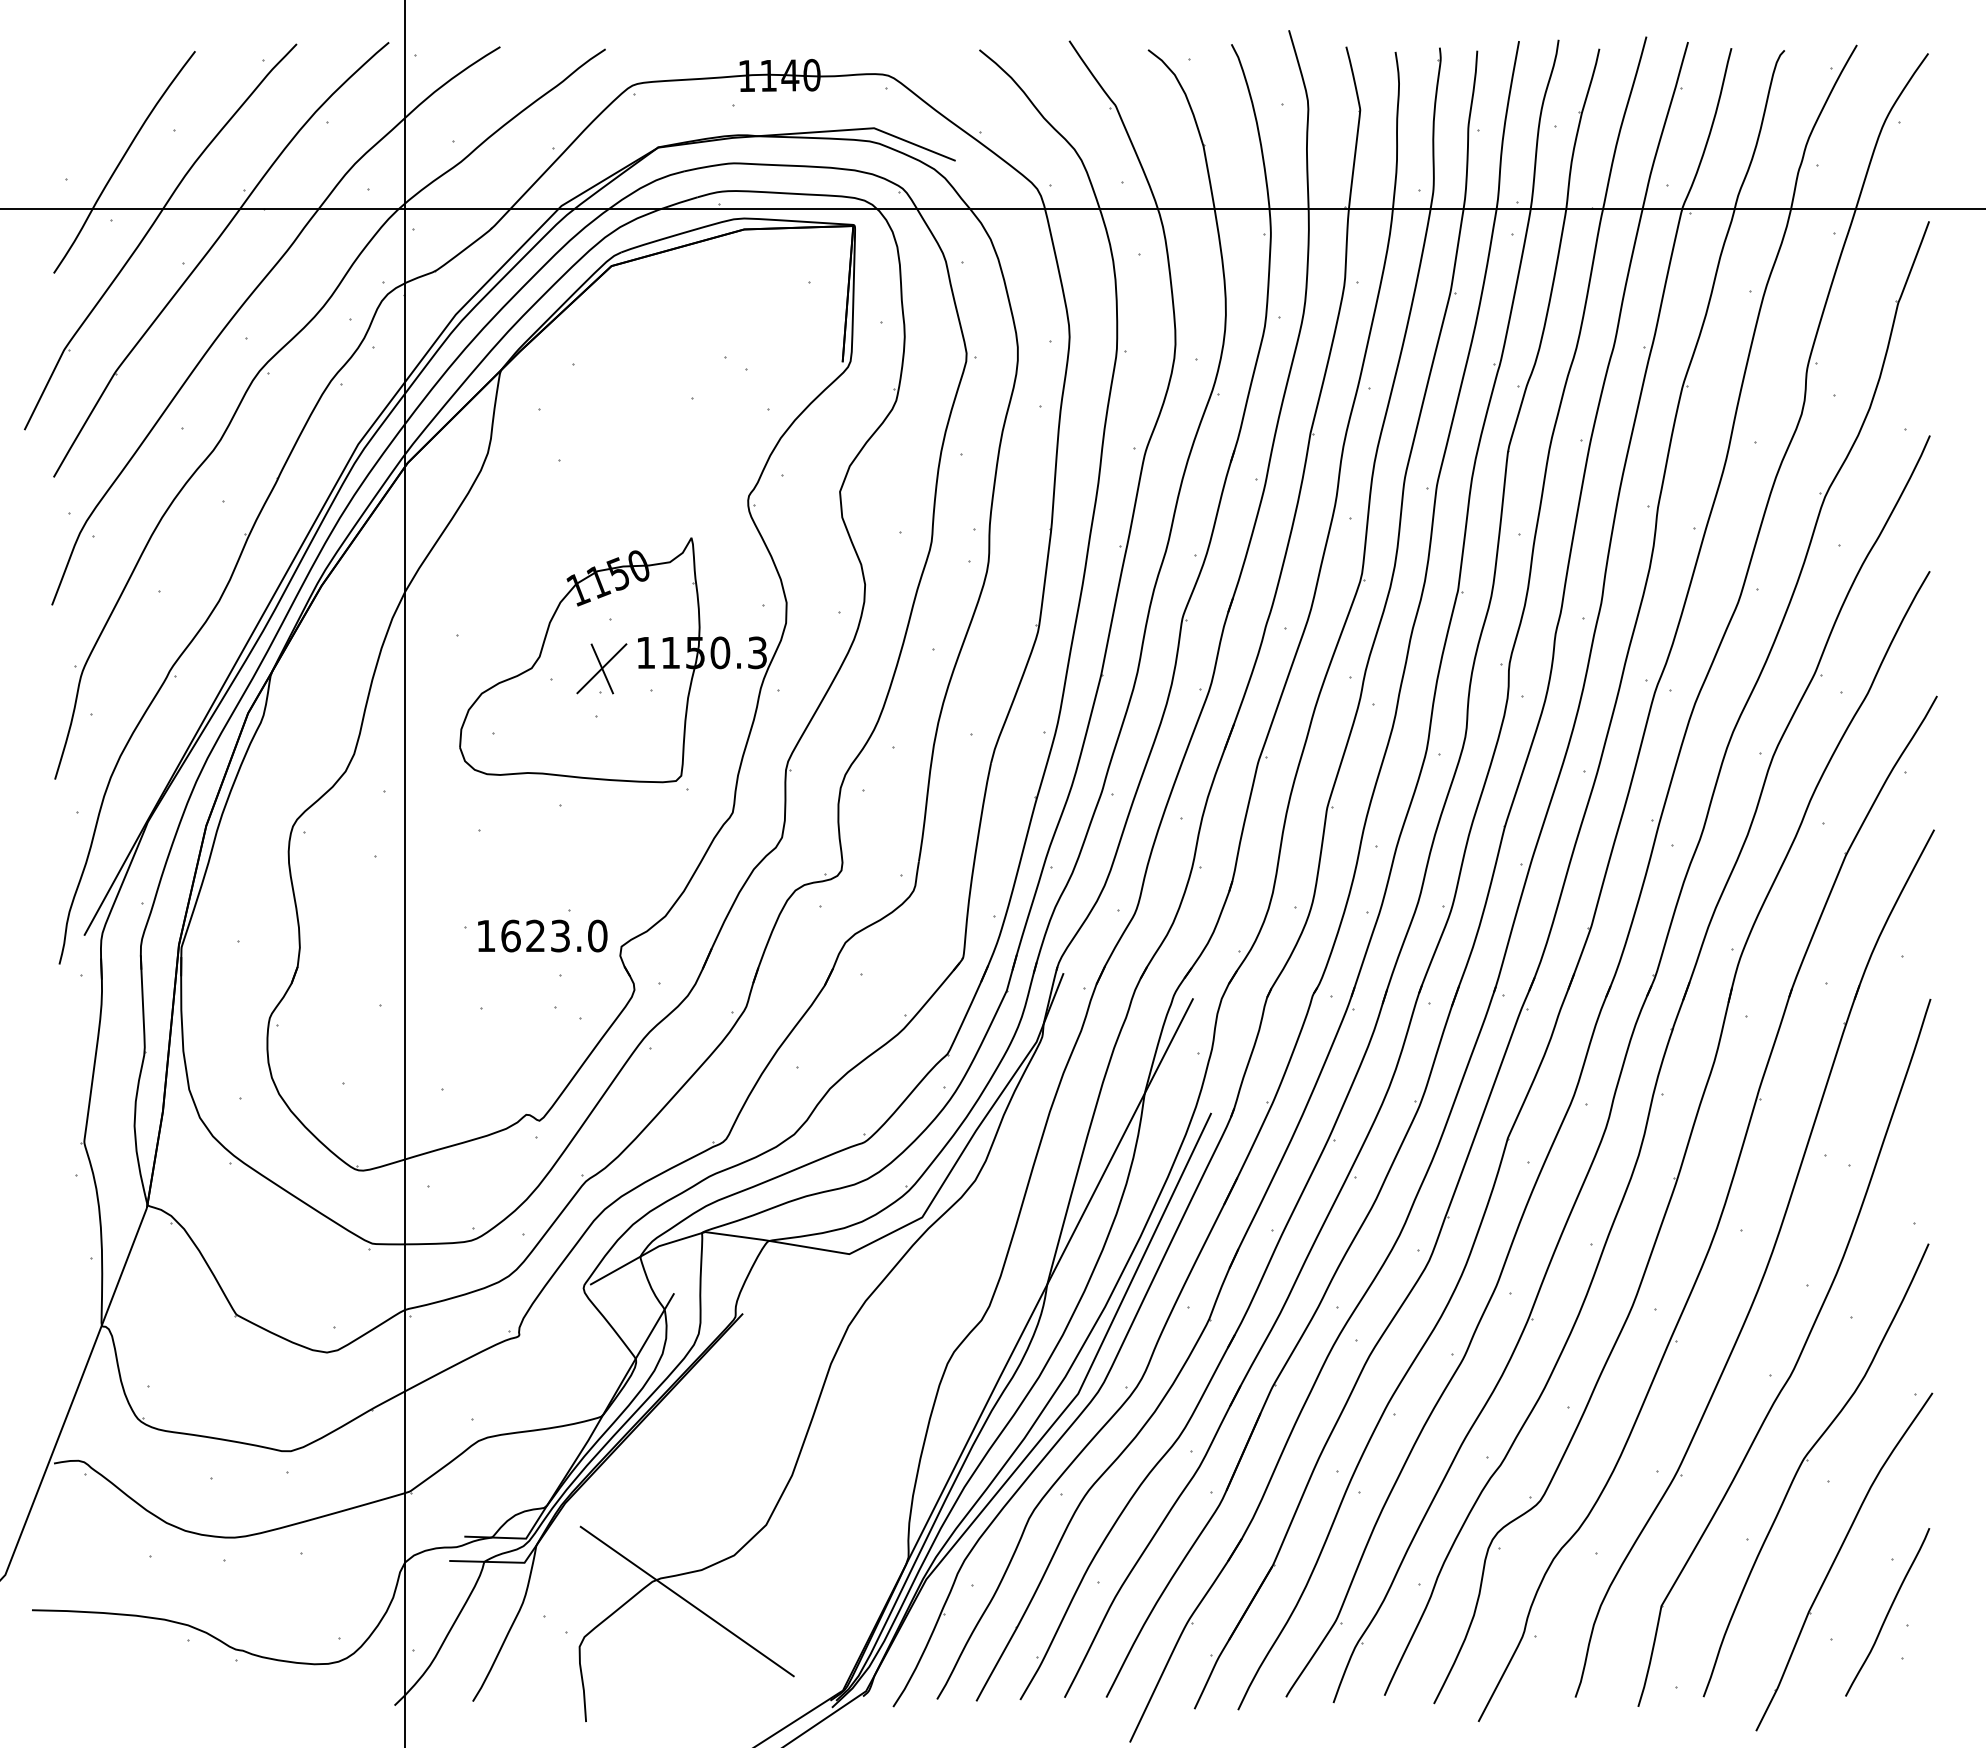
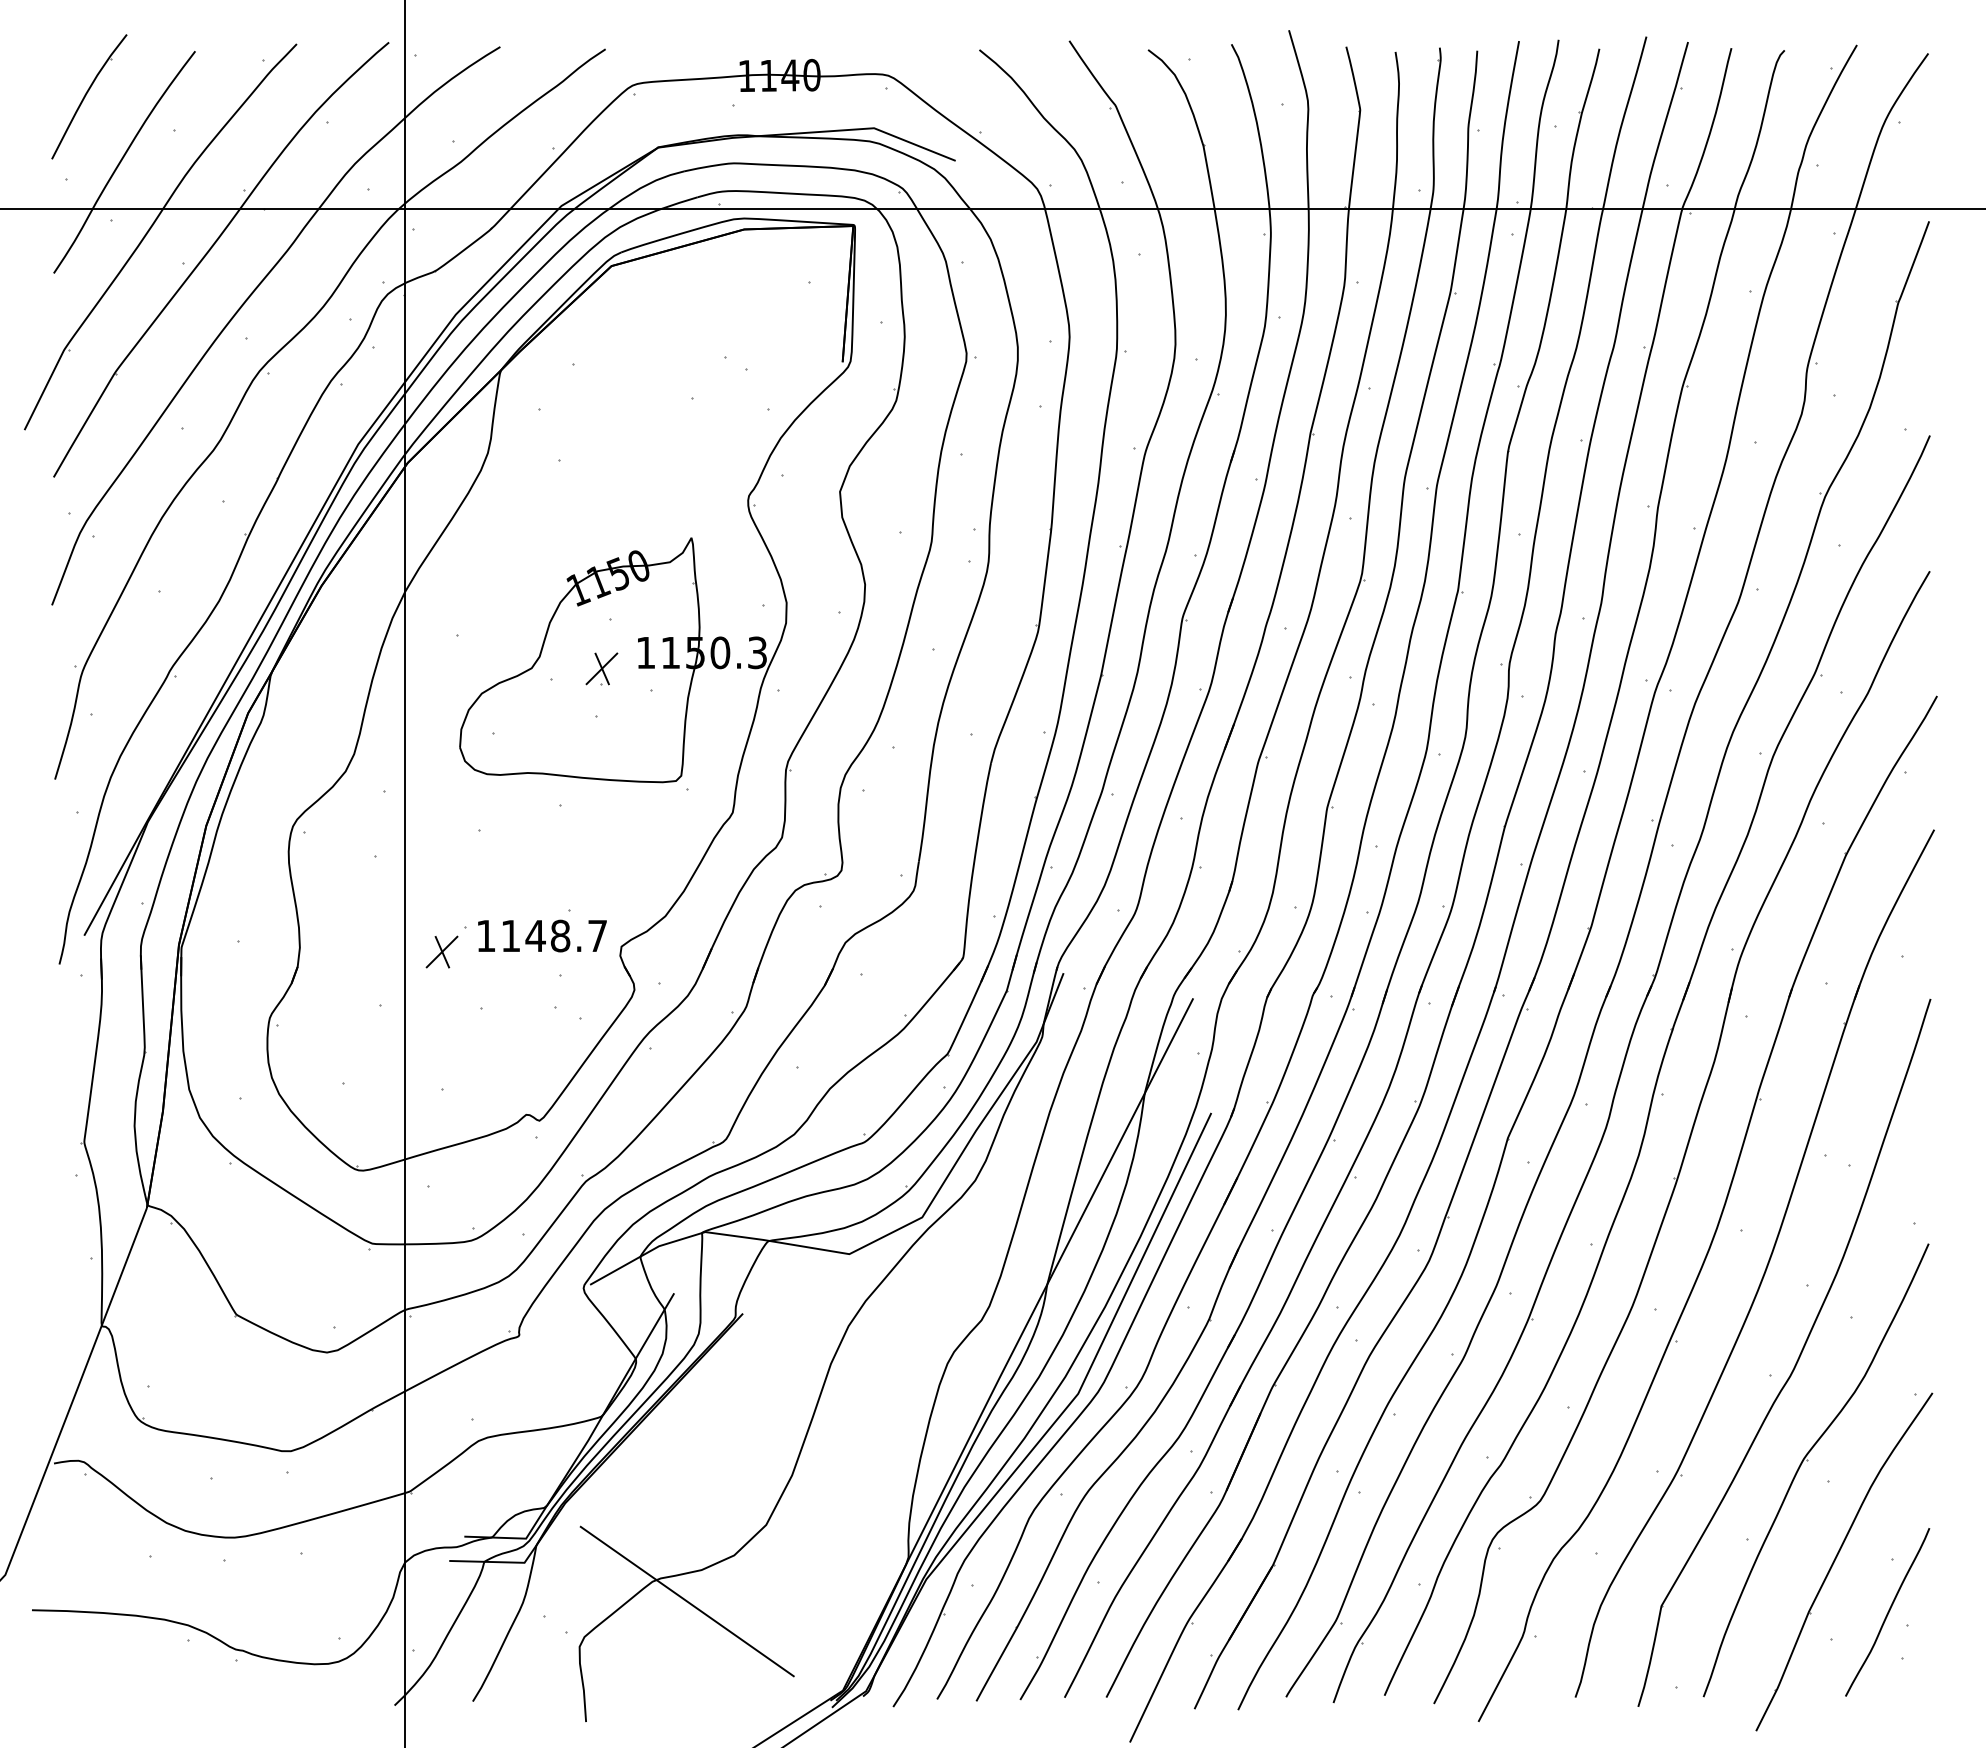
part: none -> present (89, 96)
part size: 52x52 px -> 34x34 px (601, 668)
text: 1623.0 -> 1148.7 (554, 935)
part: none -> present (441, 951)
